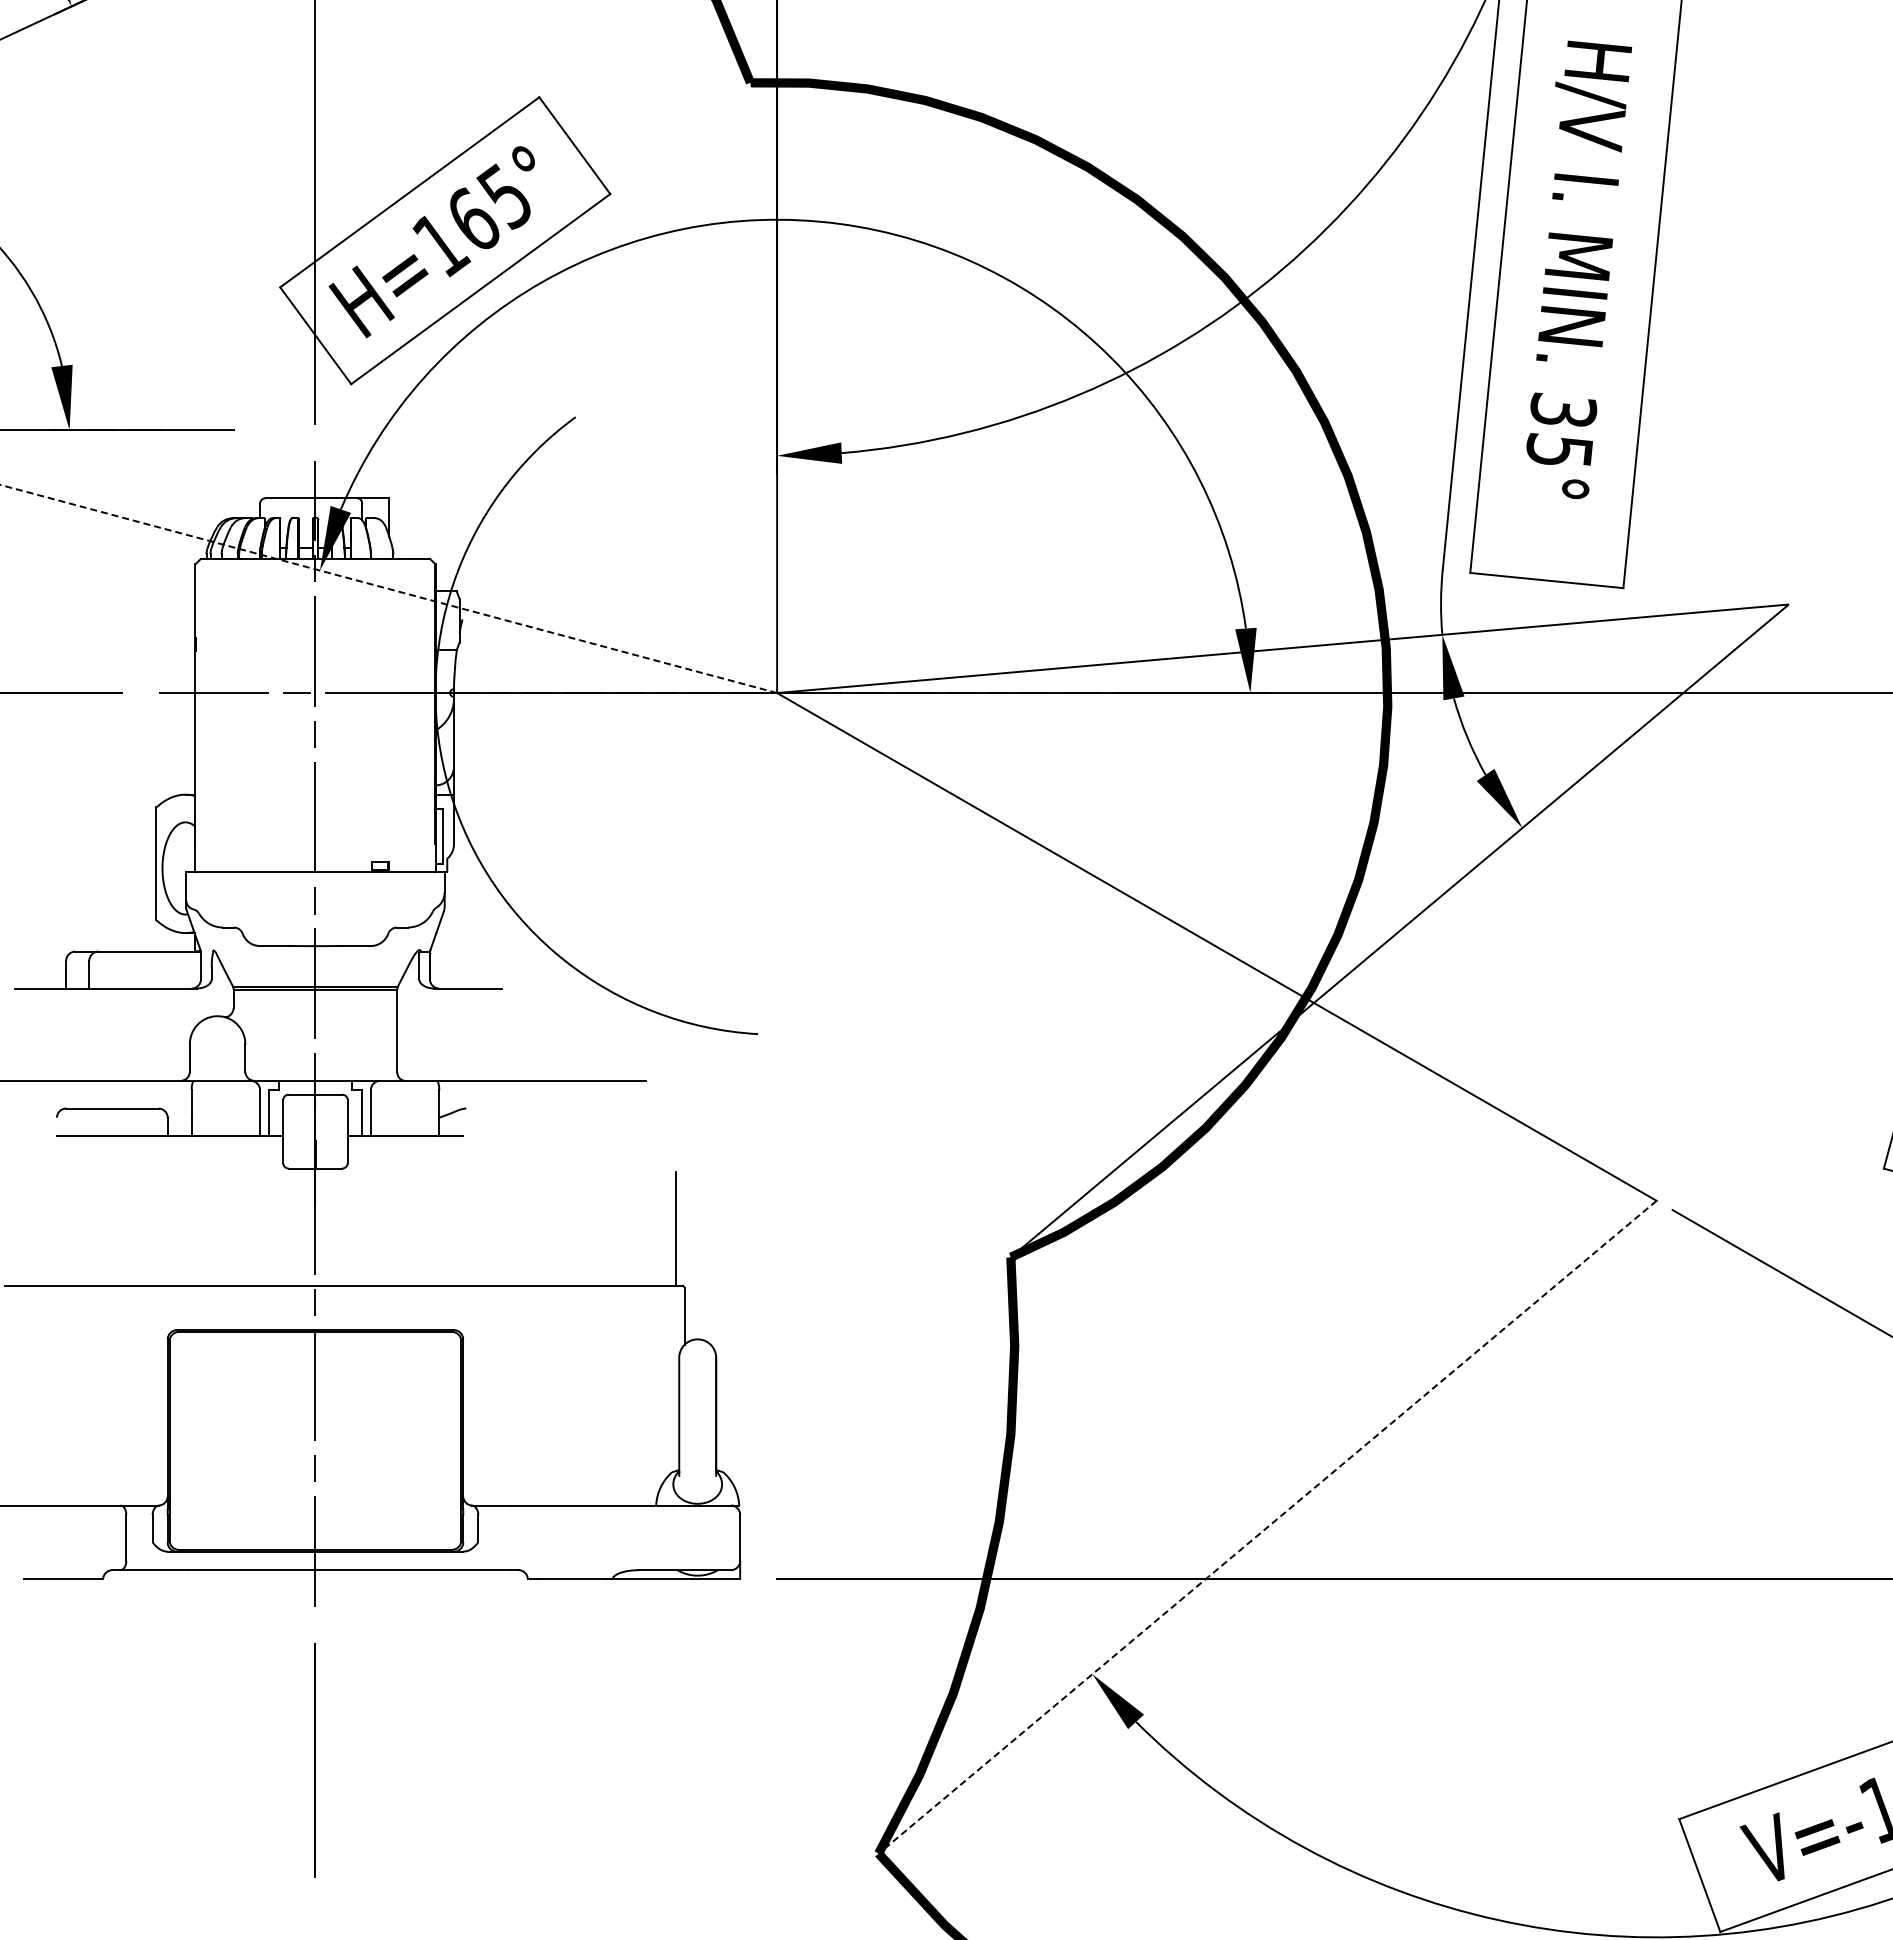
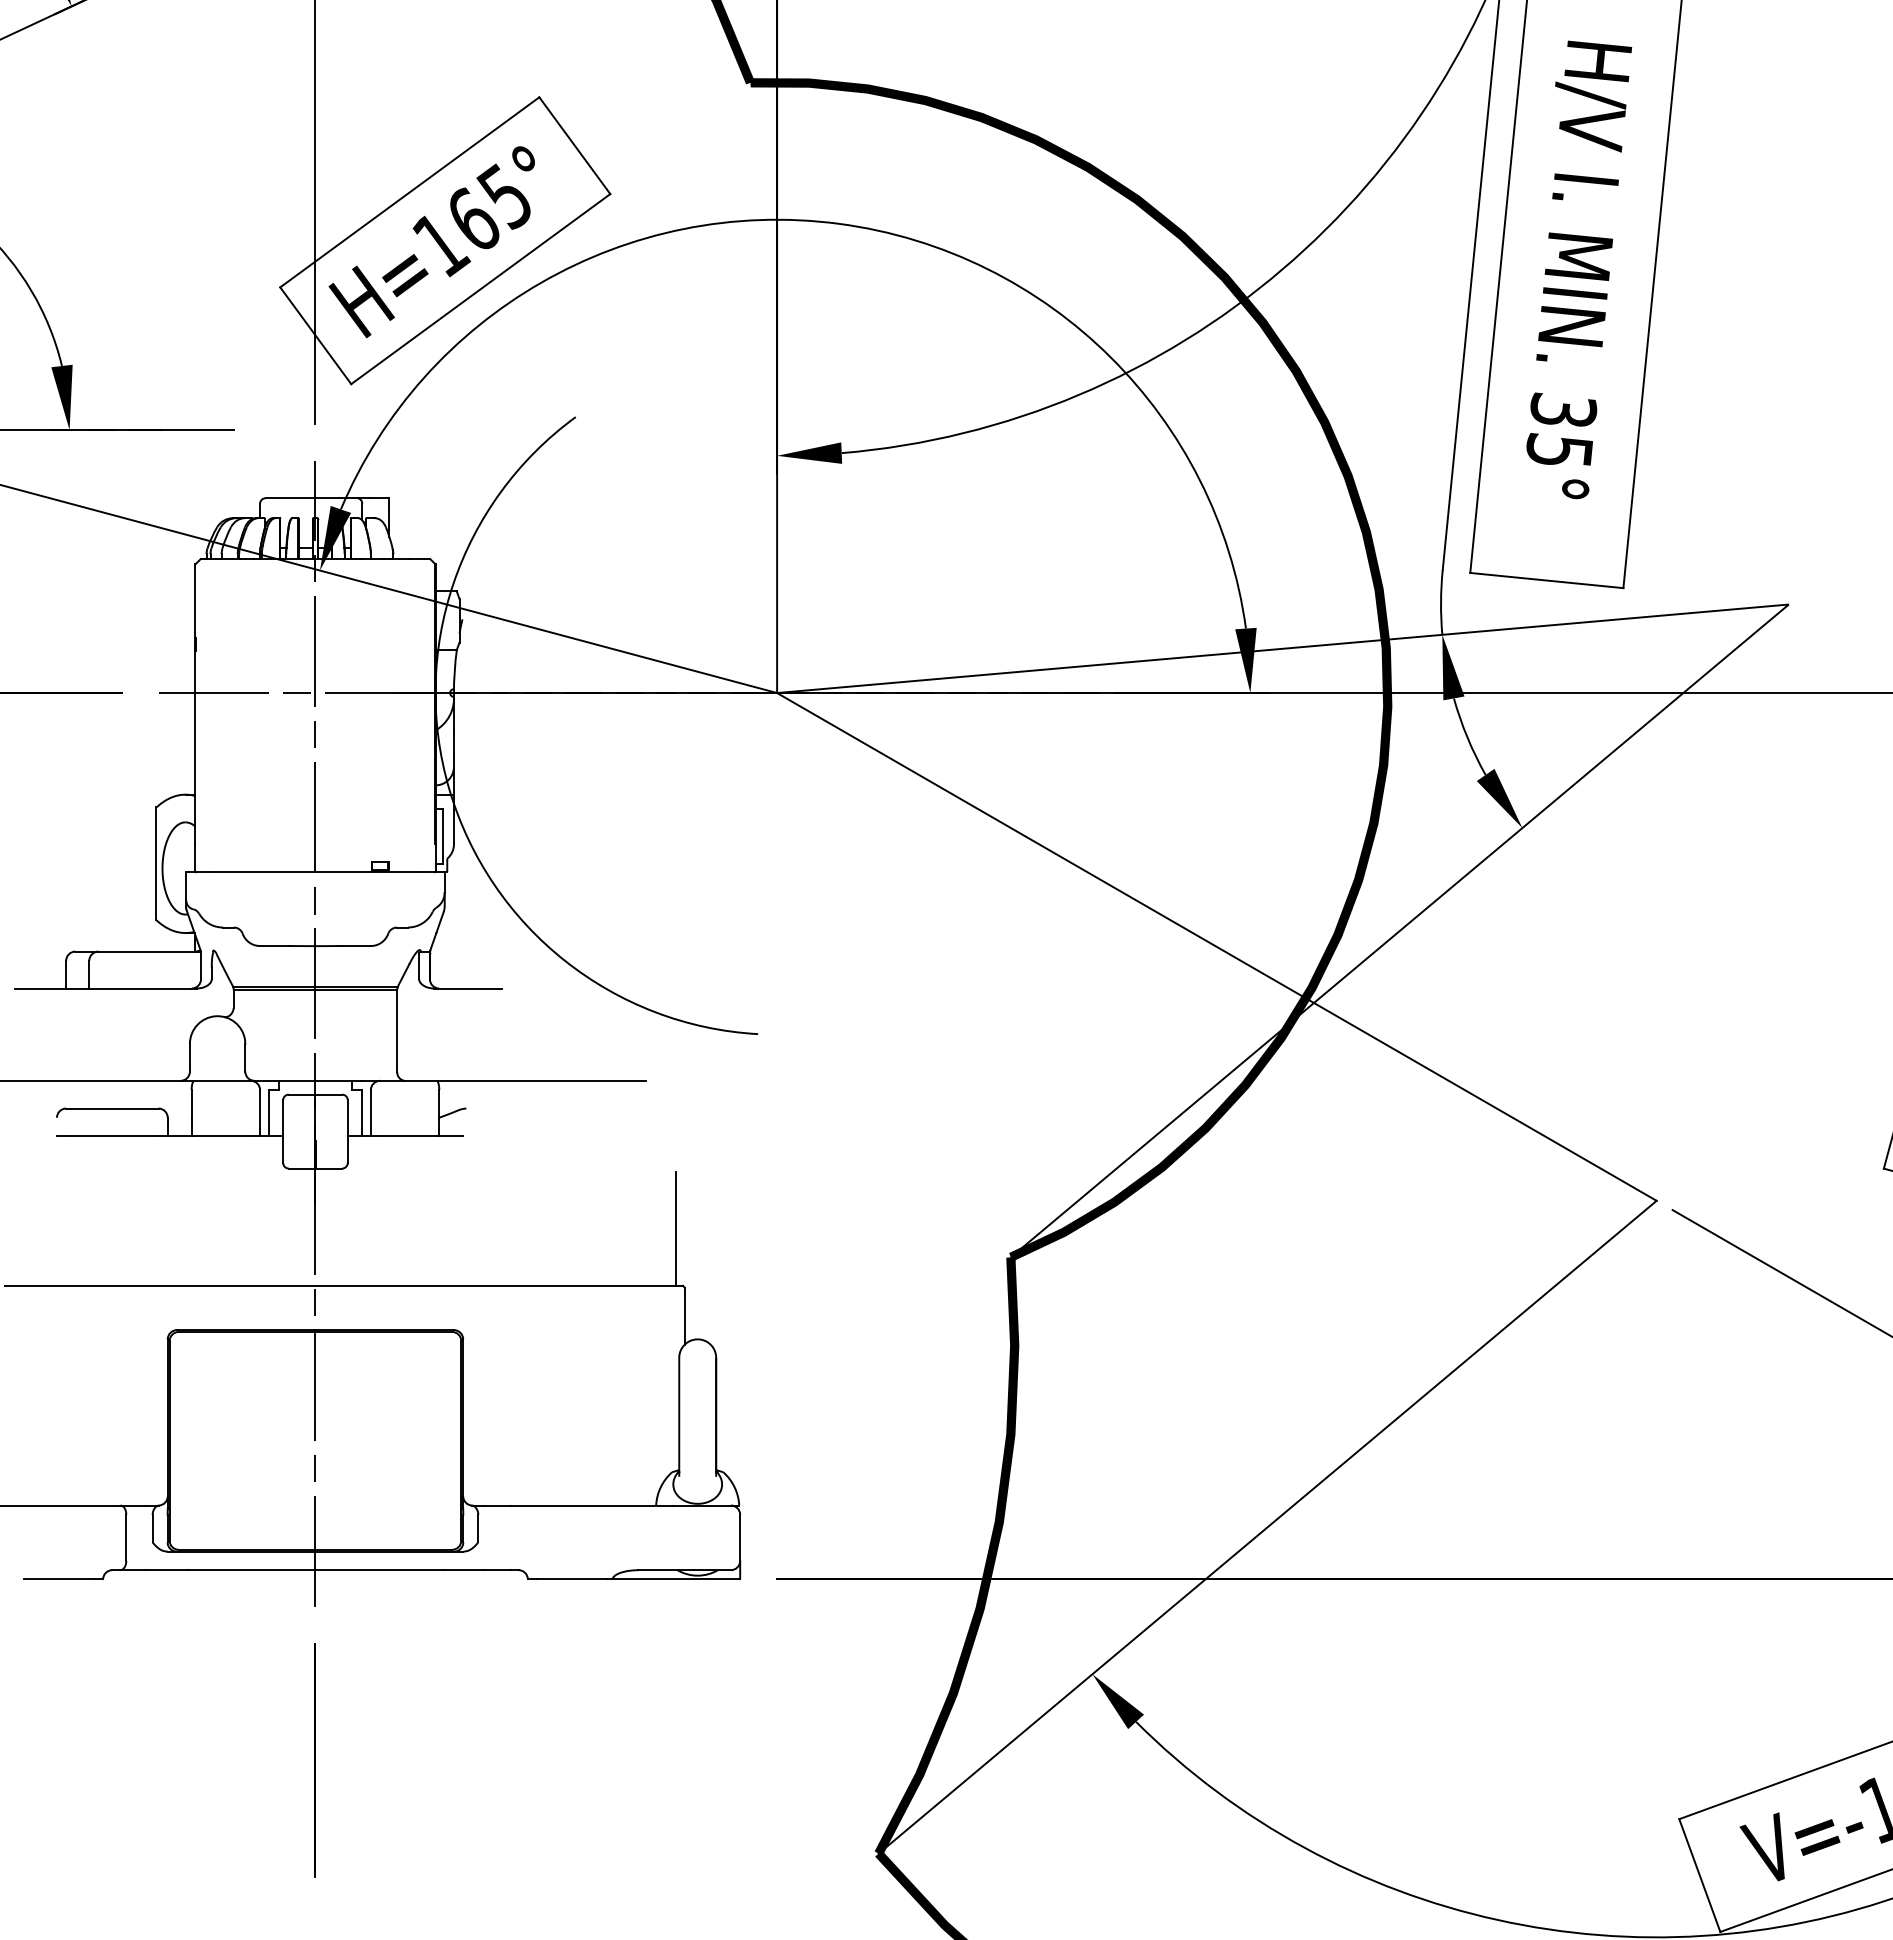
line: dashed -> solid (388, 589)
line: dashed -> solid (1267, 1527)
